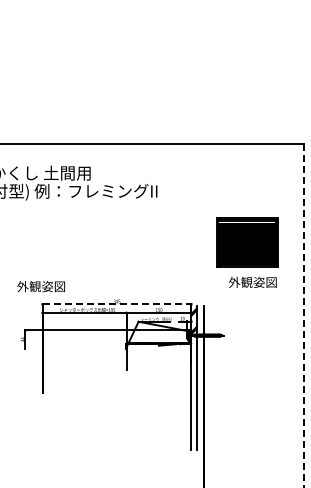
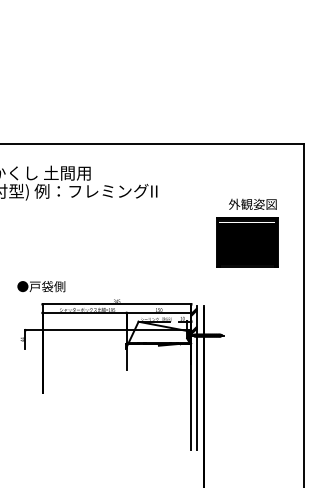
text position: (252, 281) -> (252, 203) (252, 203)
text: 外観姿図 -> ●戸袋側 (41, 286)
line: dashed -> solid (117, 304)
line: dashed -> solid (304, 315)
